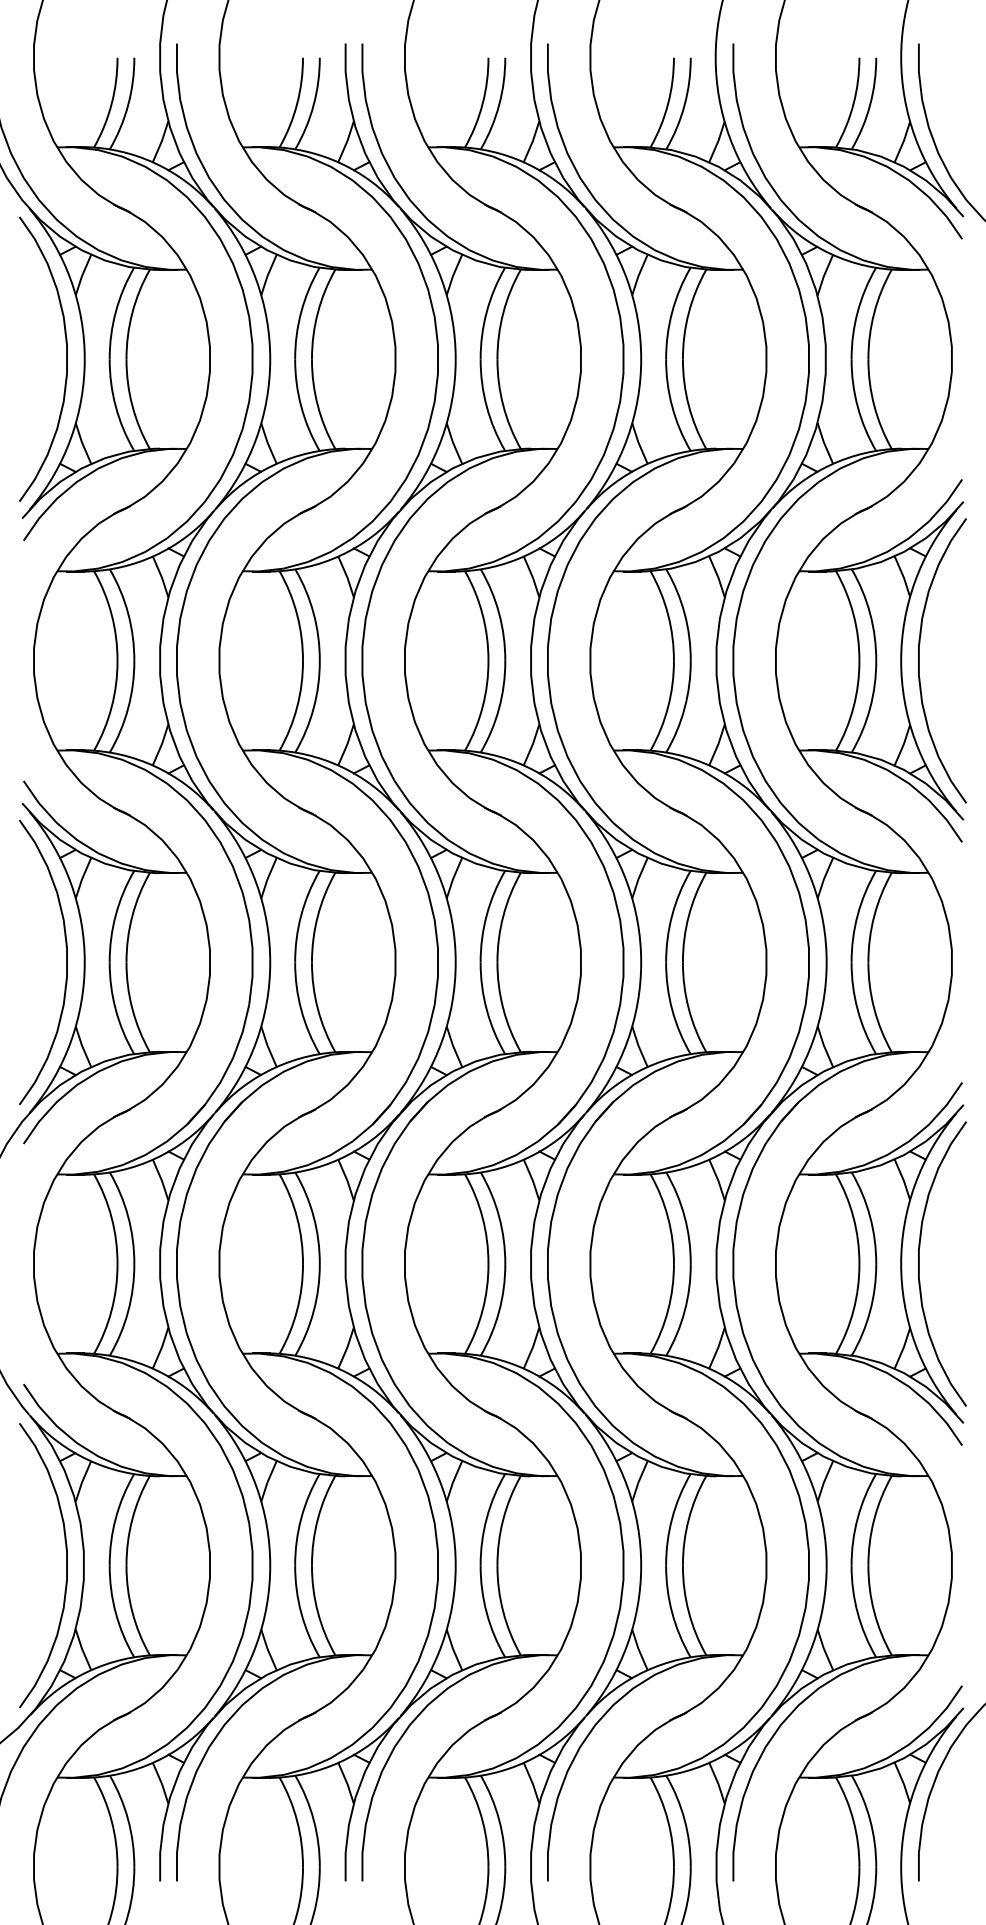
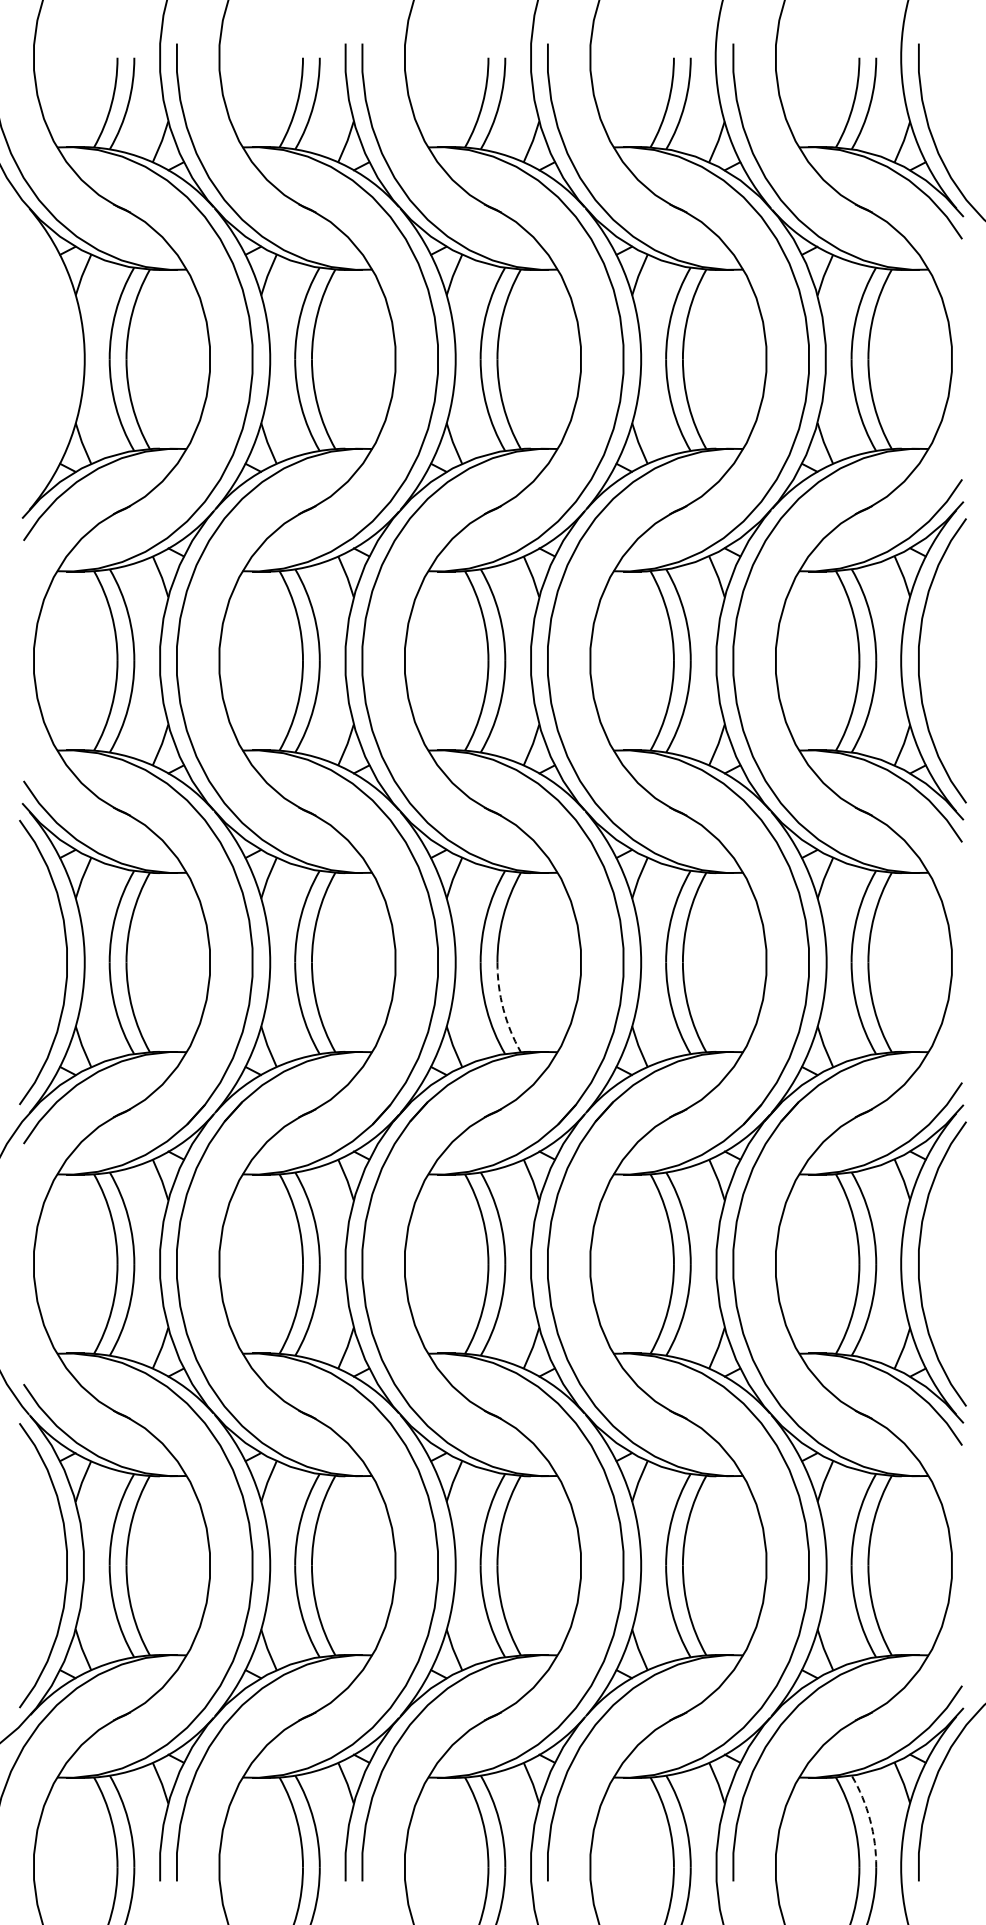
curve: present -> none (66, 358)
arc: solid -> dashed (503, 1008)
arc: solid -> dashed (870, 1819)
